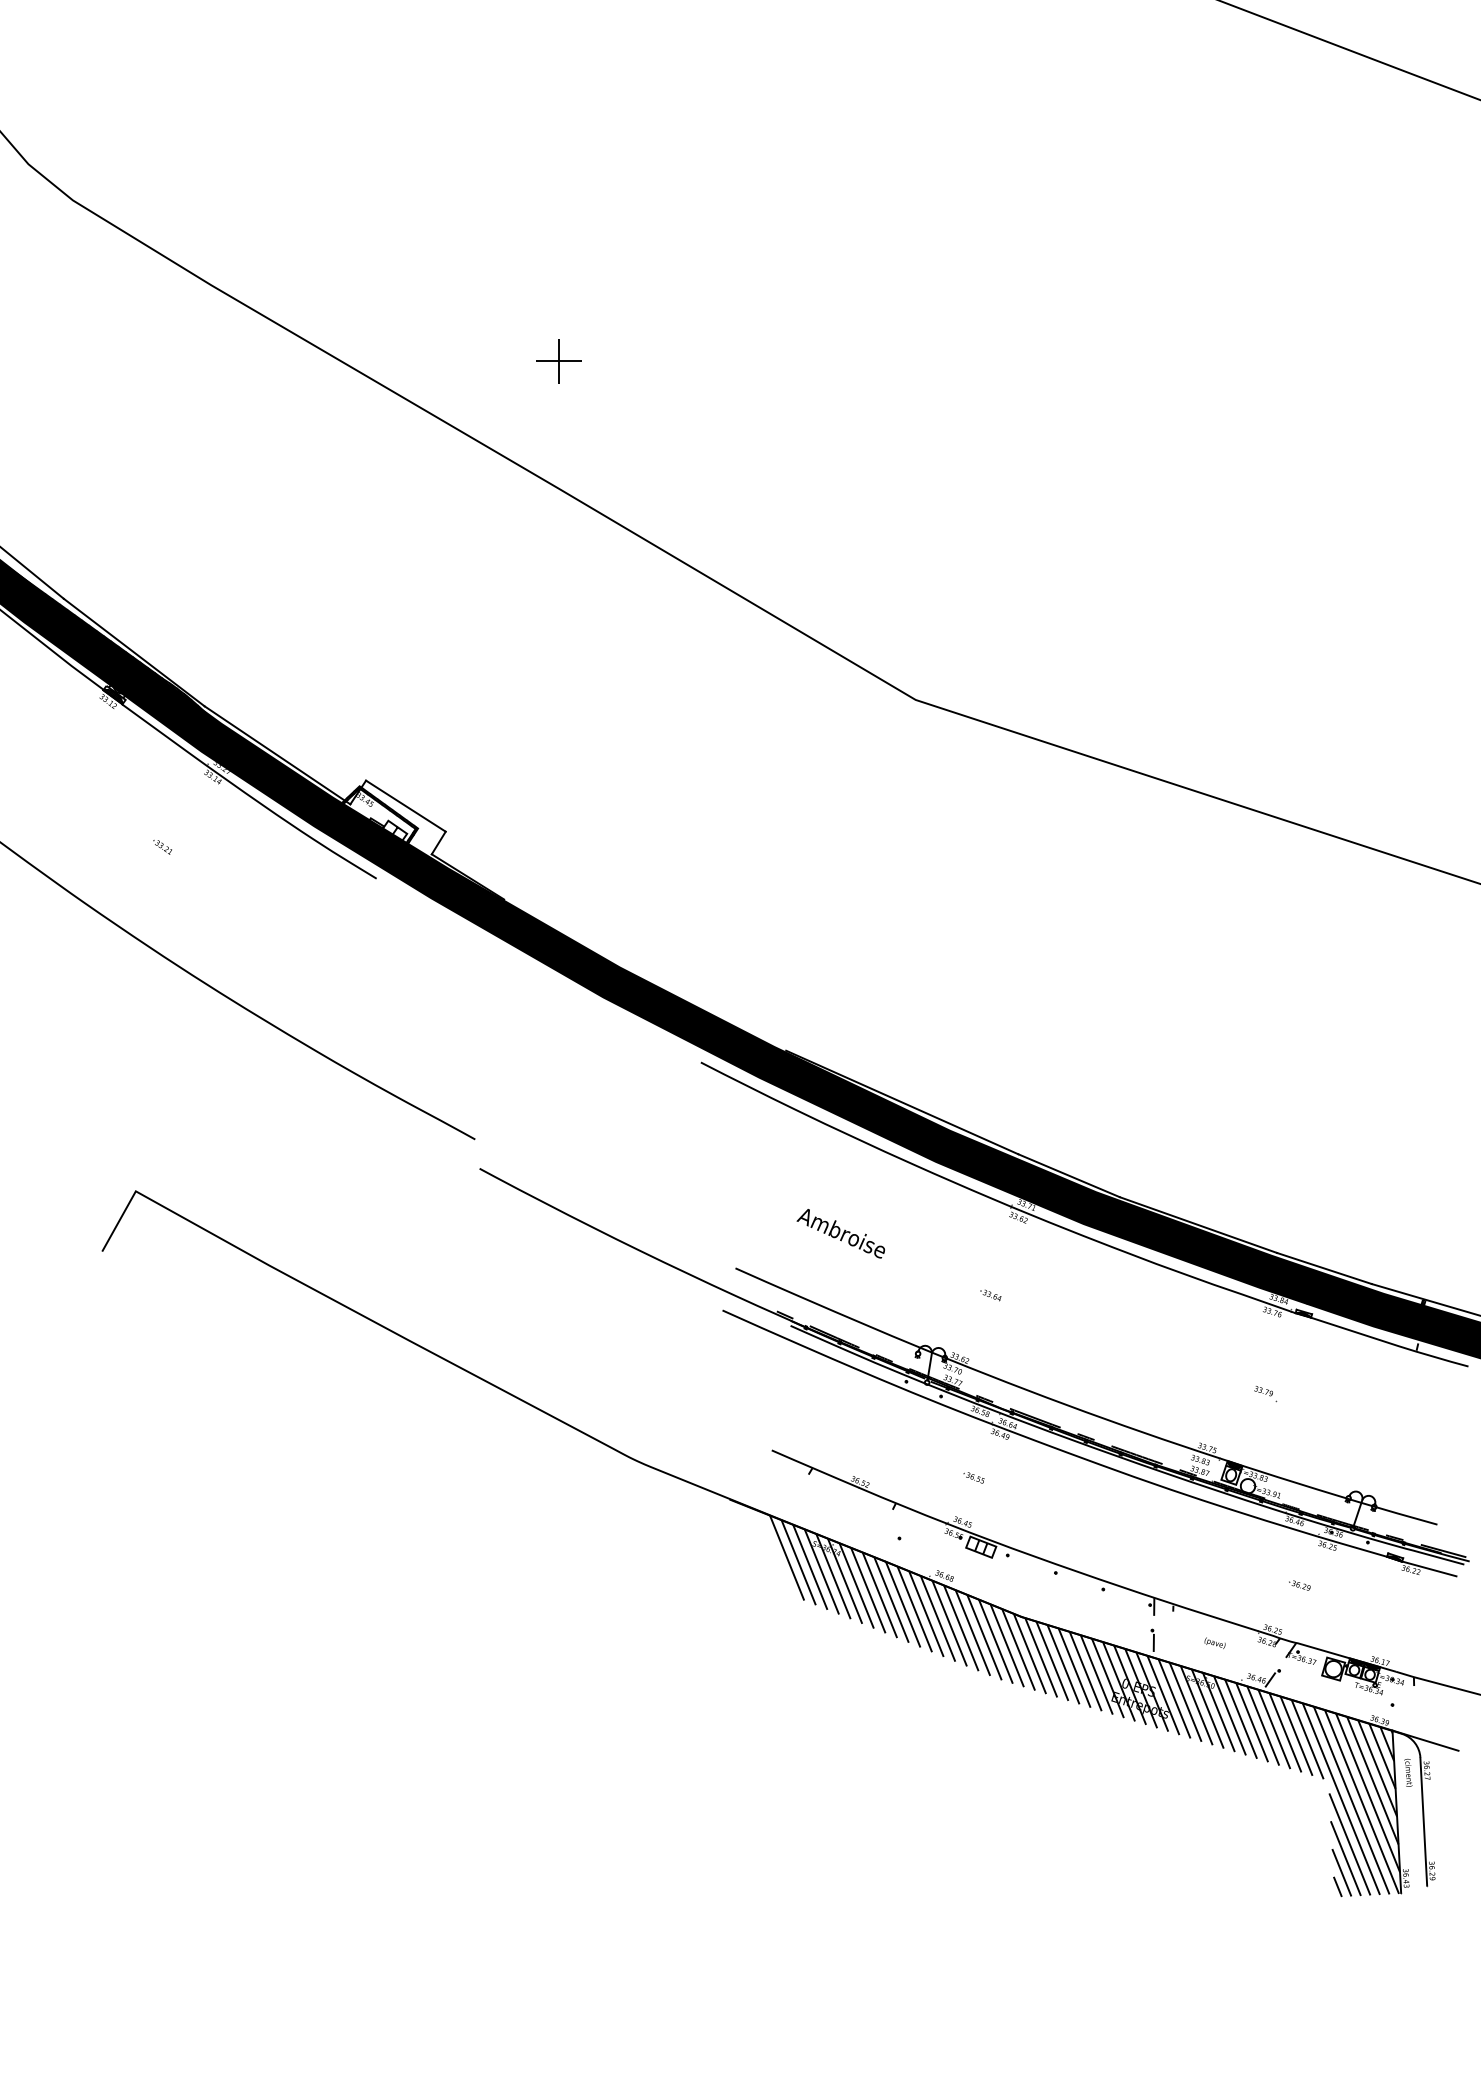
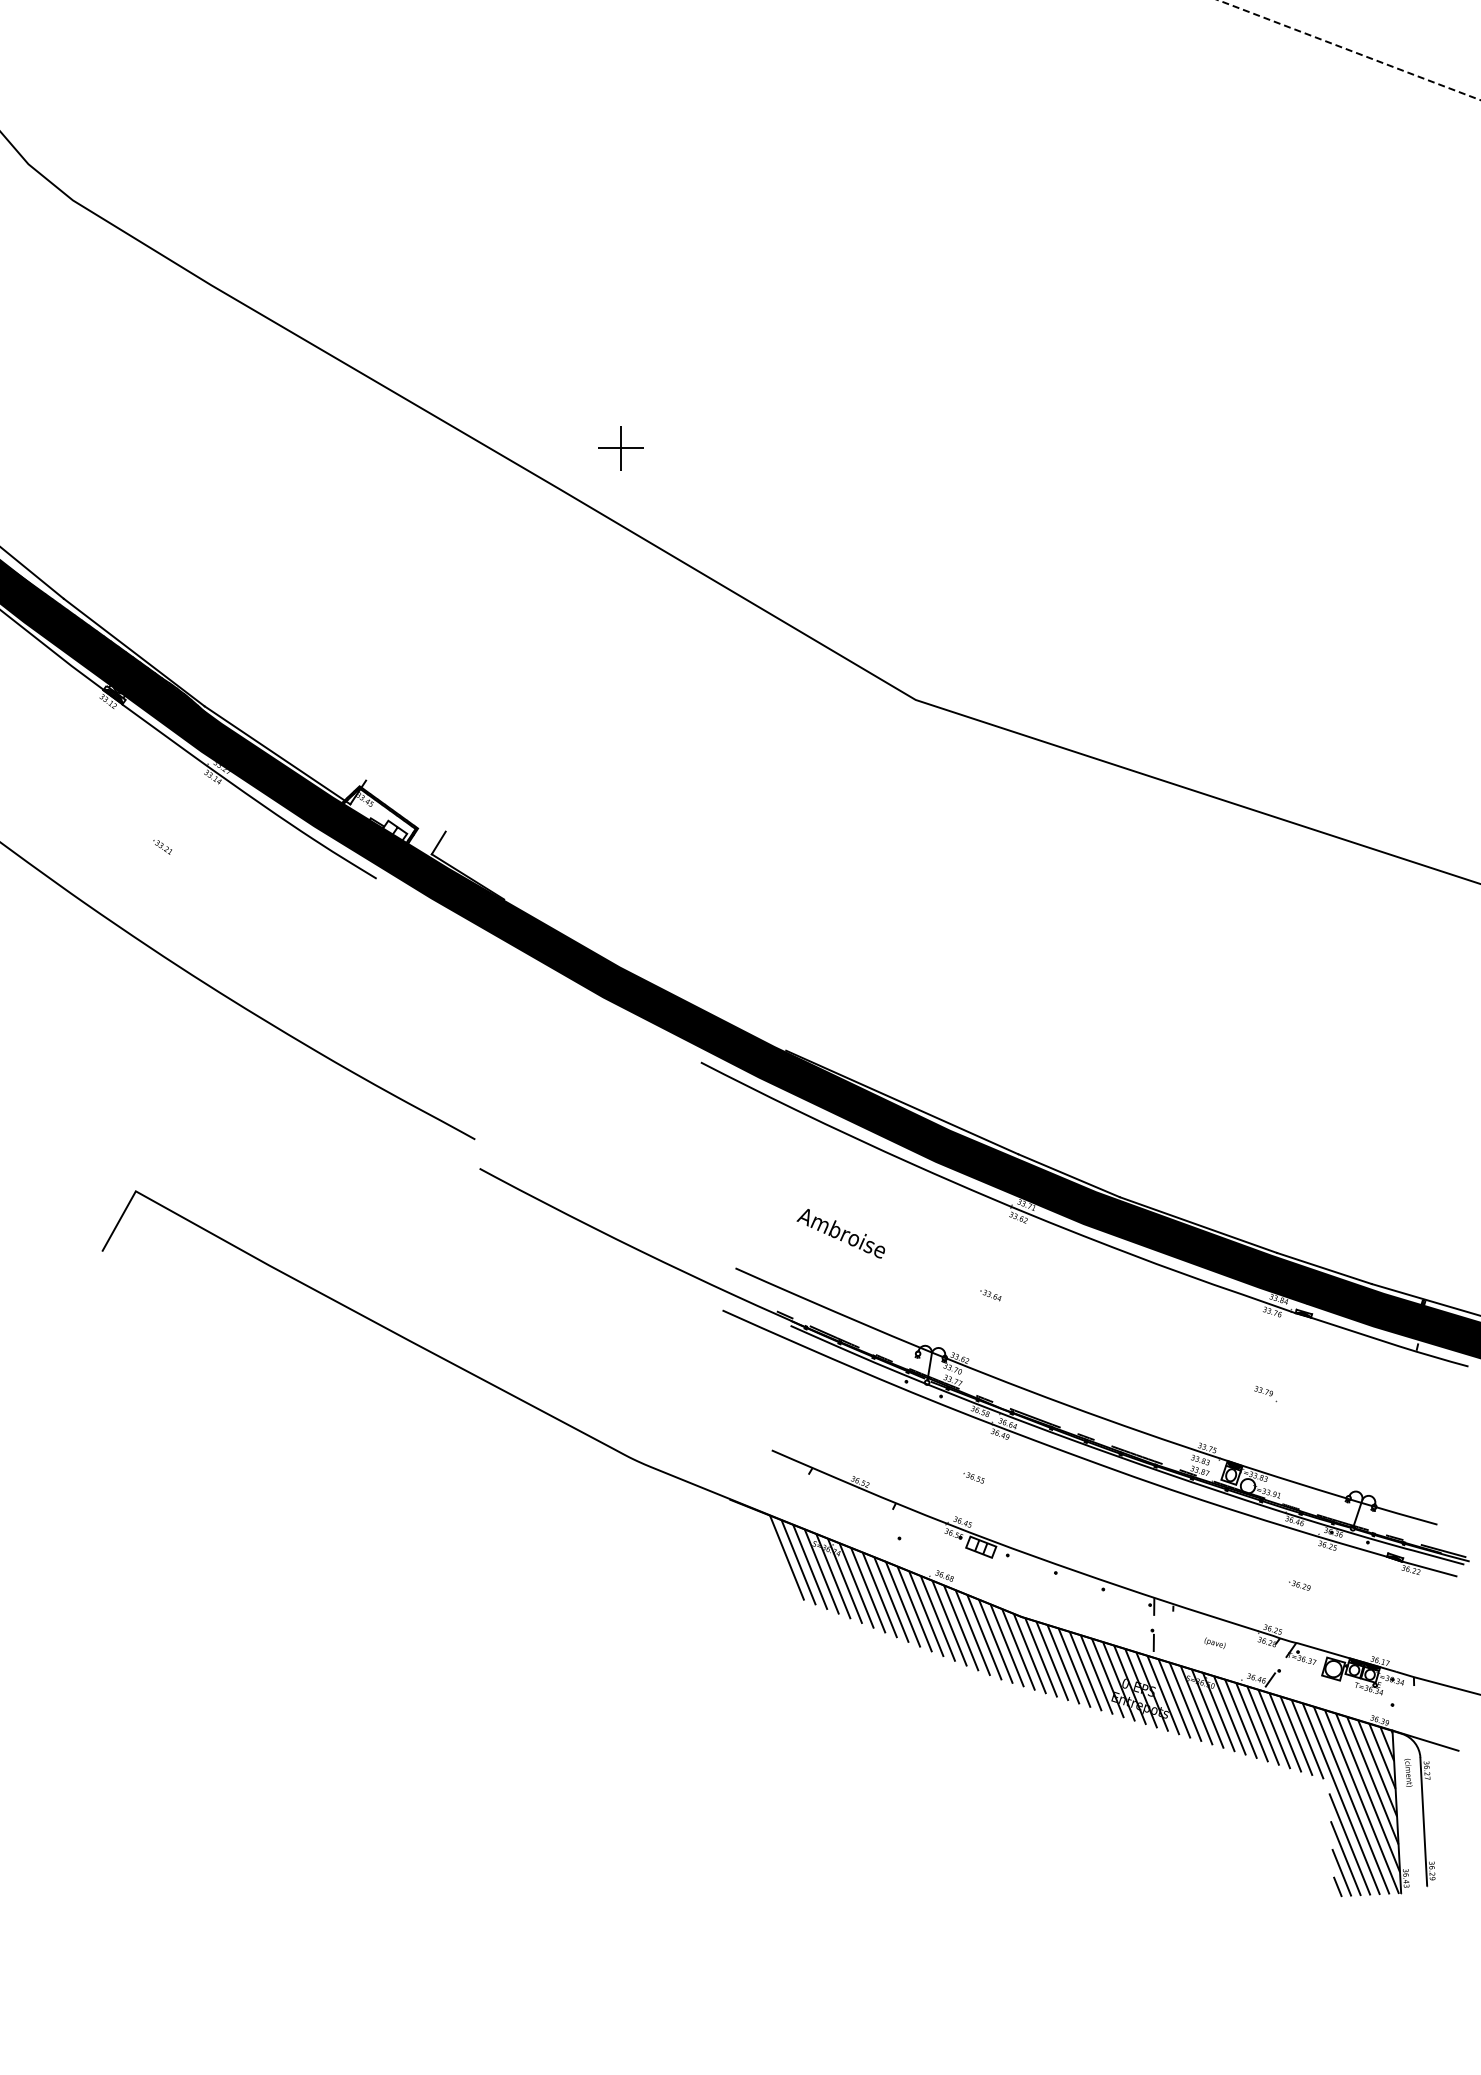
line: solid -> dashed (1350, 50)
part position: (558, 361) -> (620, 448) (620, 448)
line: present -> none (405, 805)
